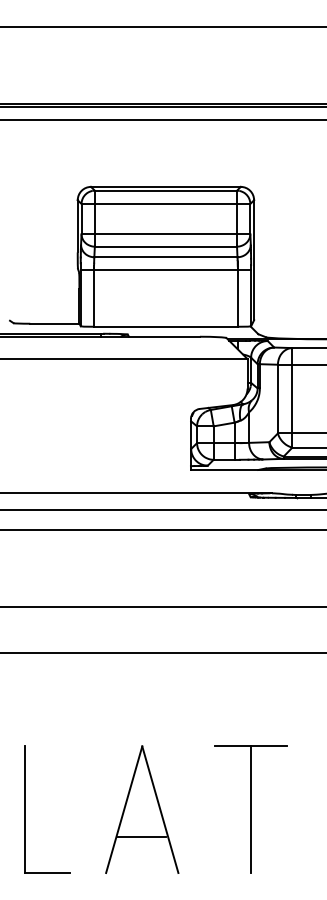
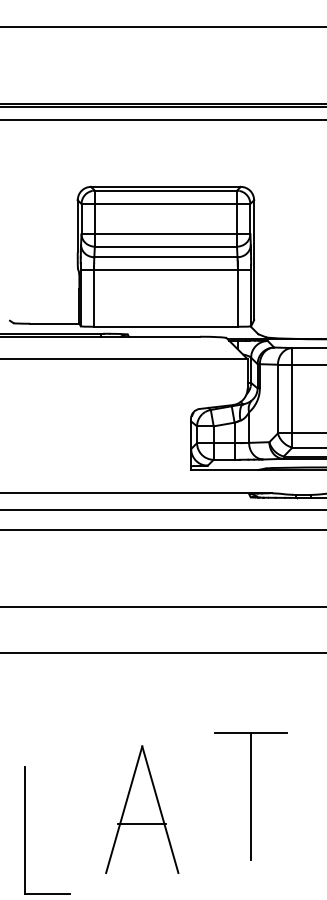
part position: (25, 809) -> (25, 830) (25, 830)
part position: (250, 809) -> (250, 796) (250, 796)
line position: (142, 836) -> (142, 823) (142, 823)
